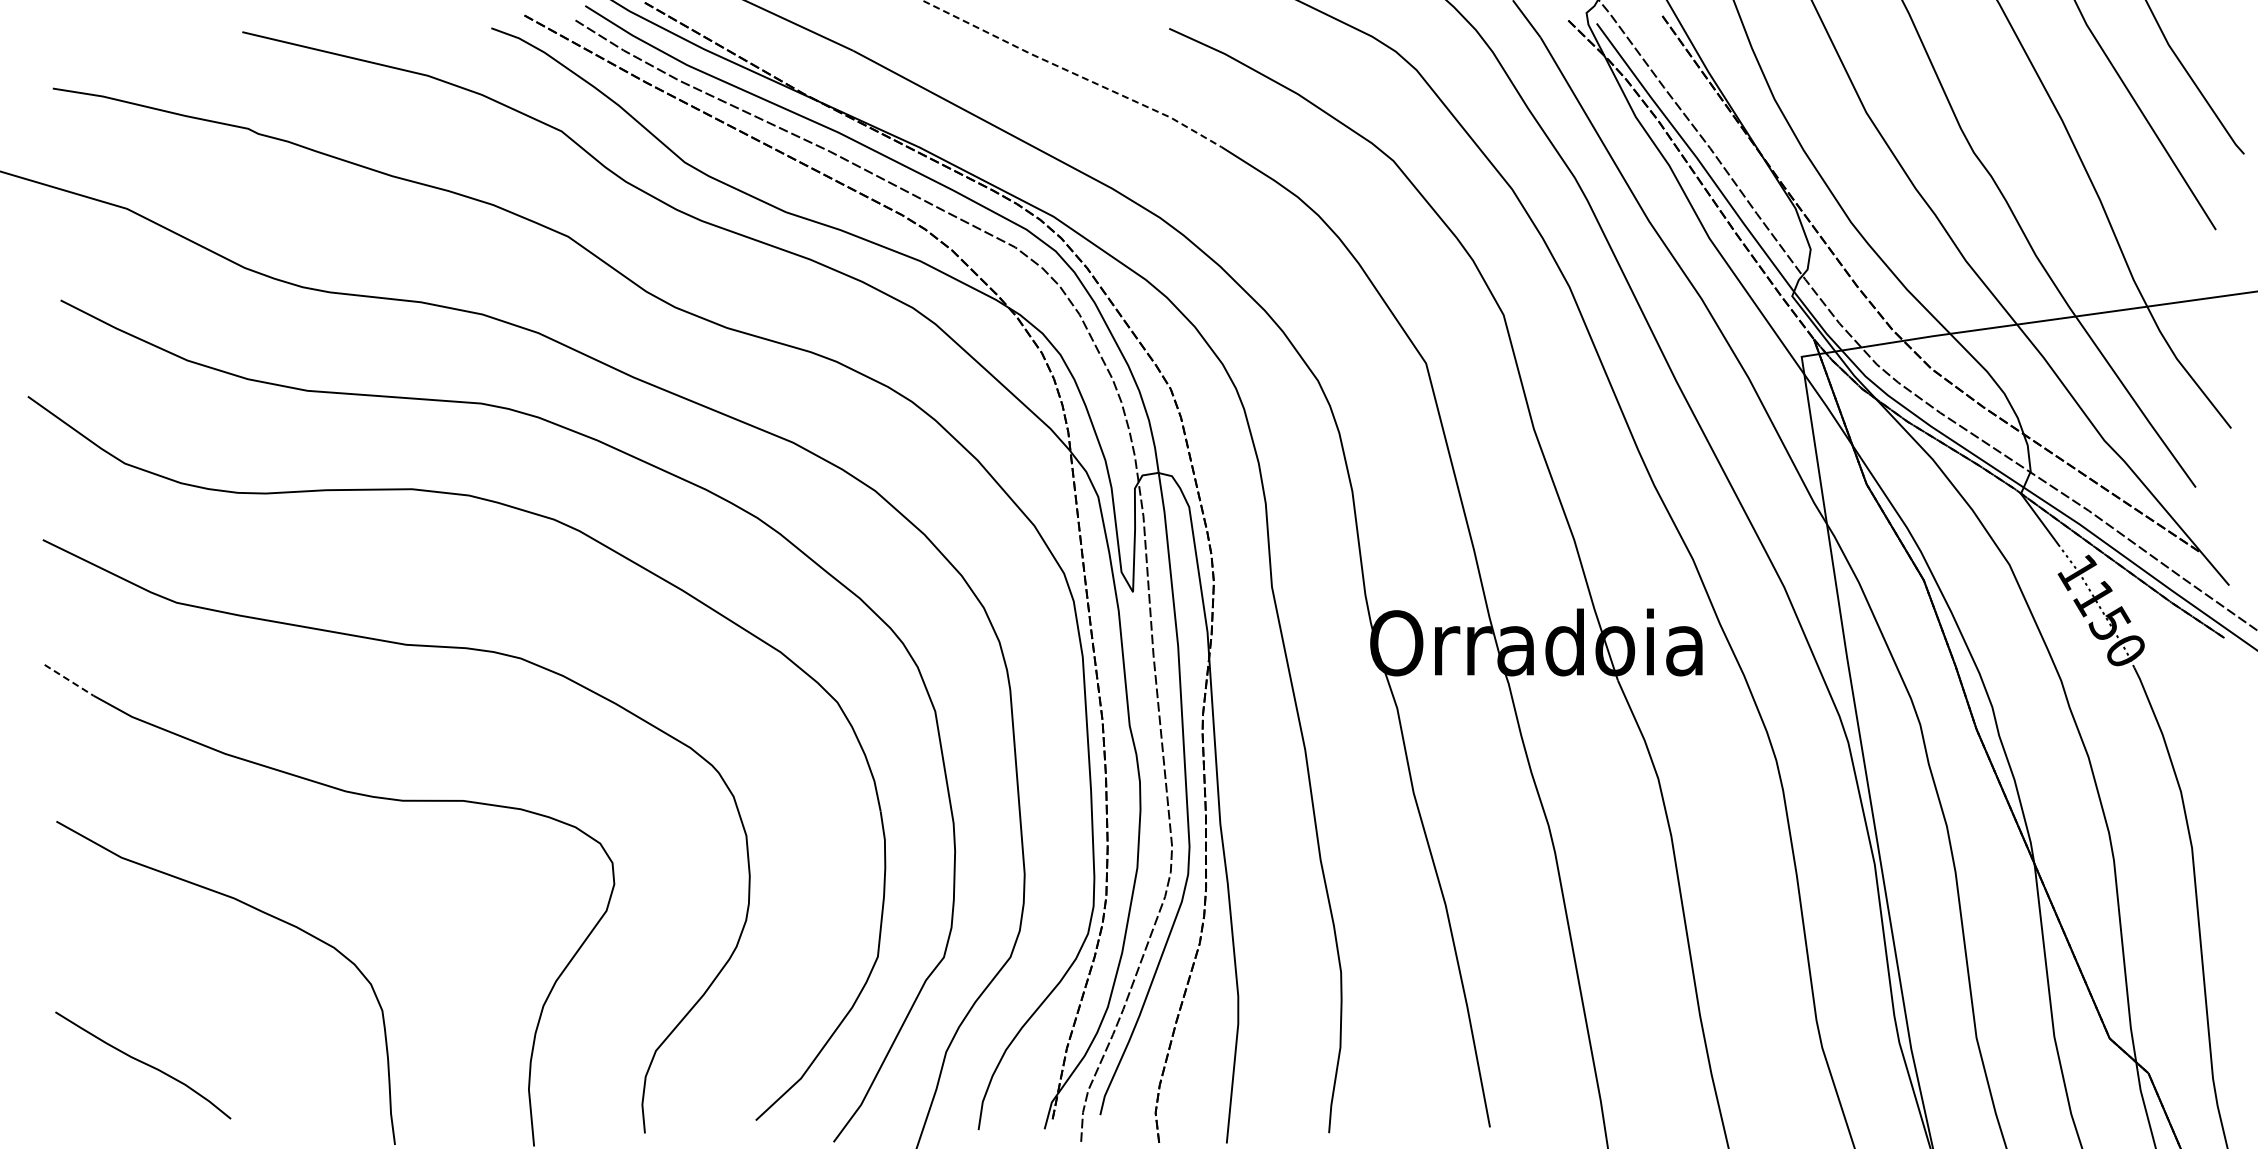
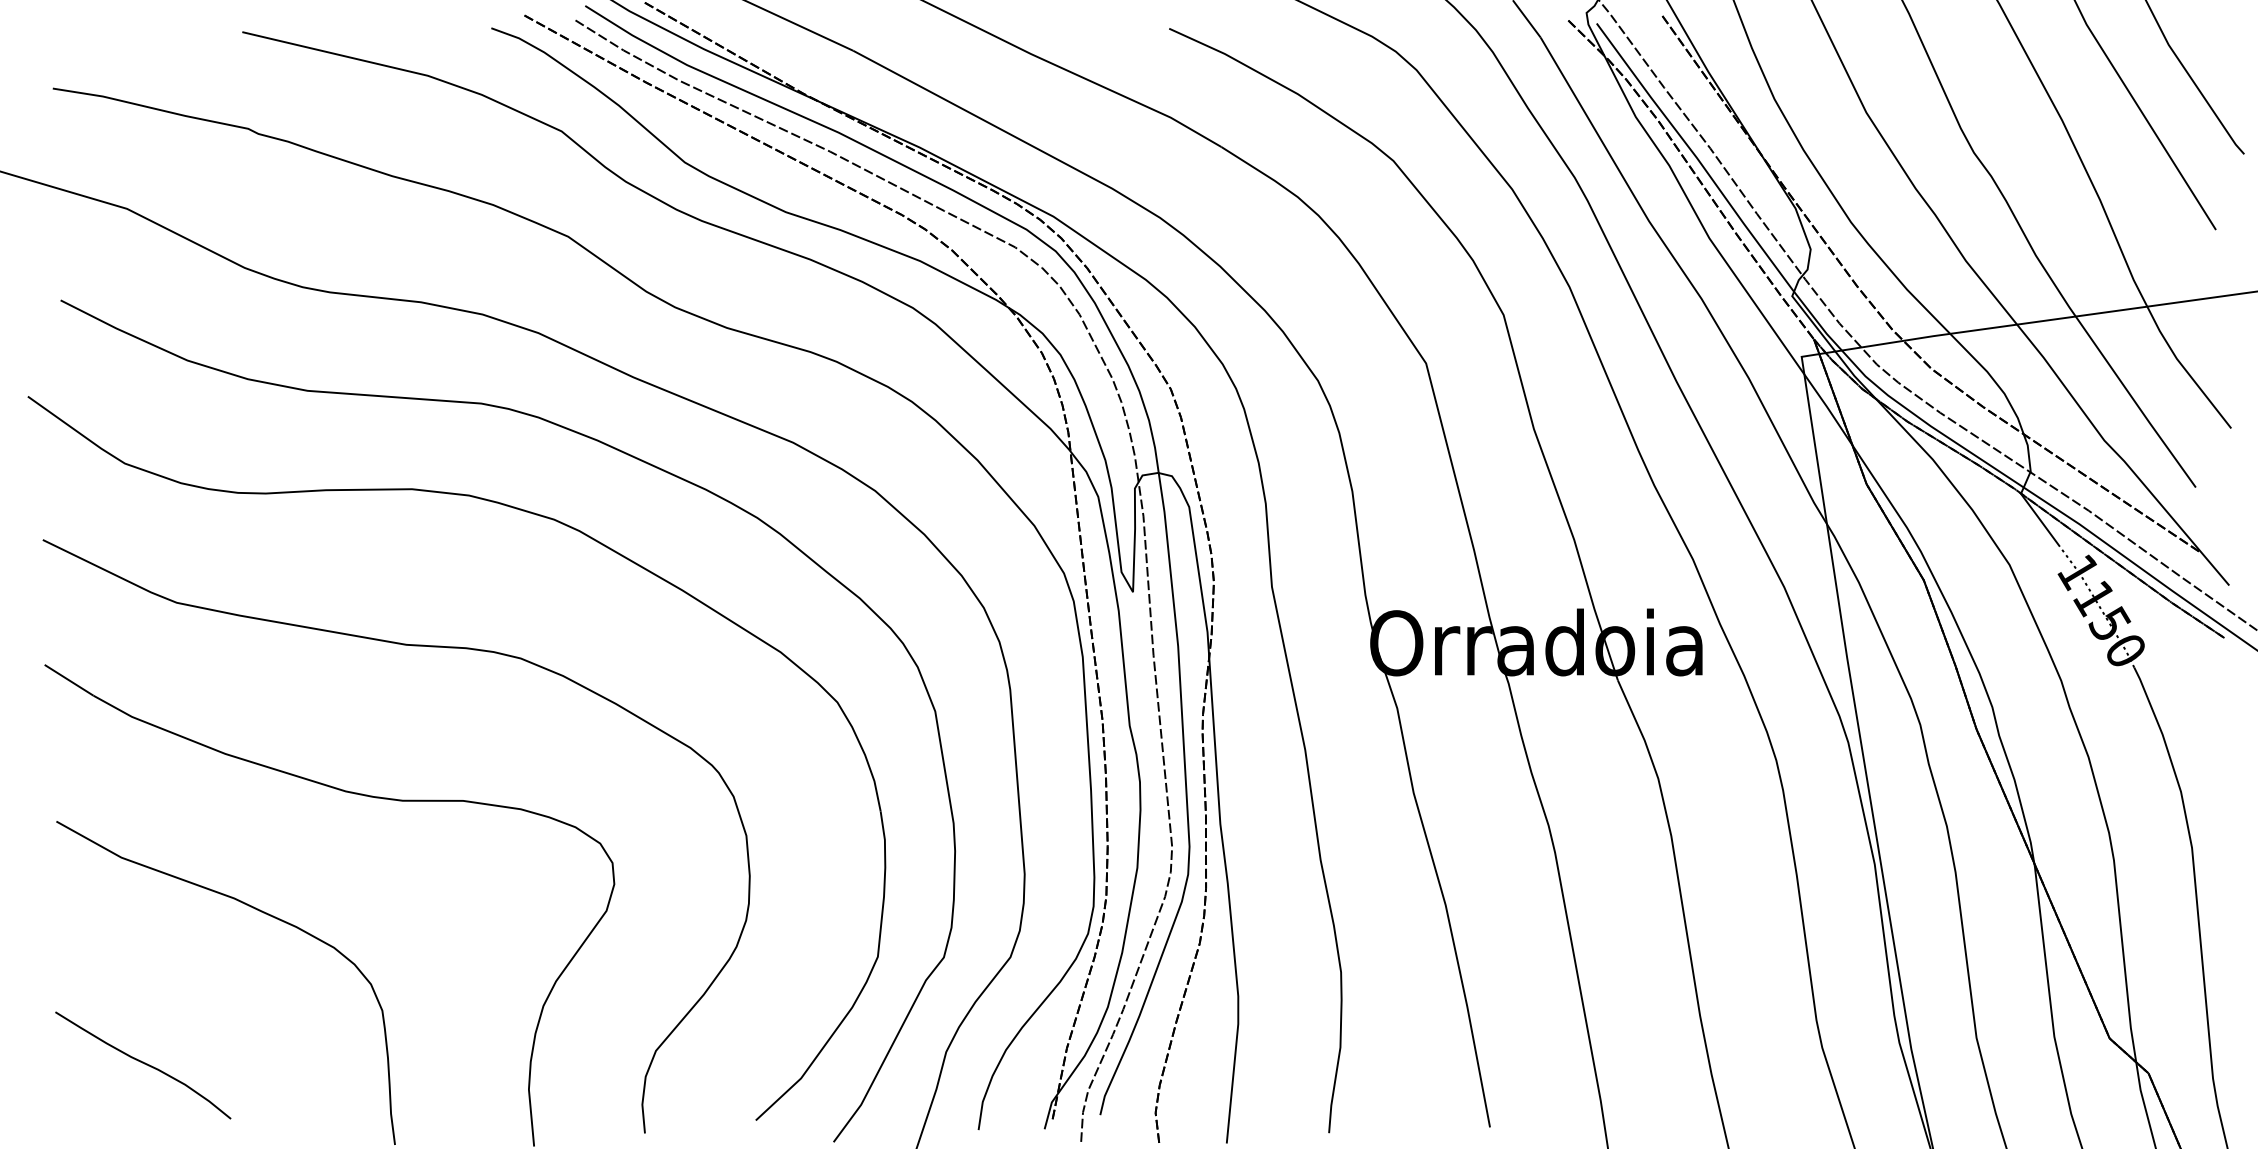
line: dashed -> solid (1072, 73)
line: dashed -> solid (69, 680)
